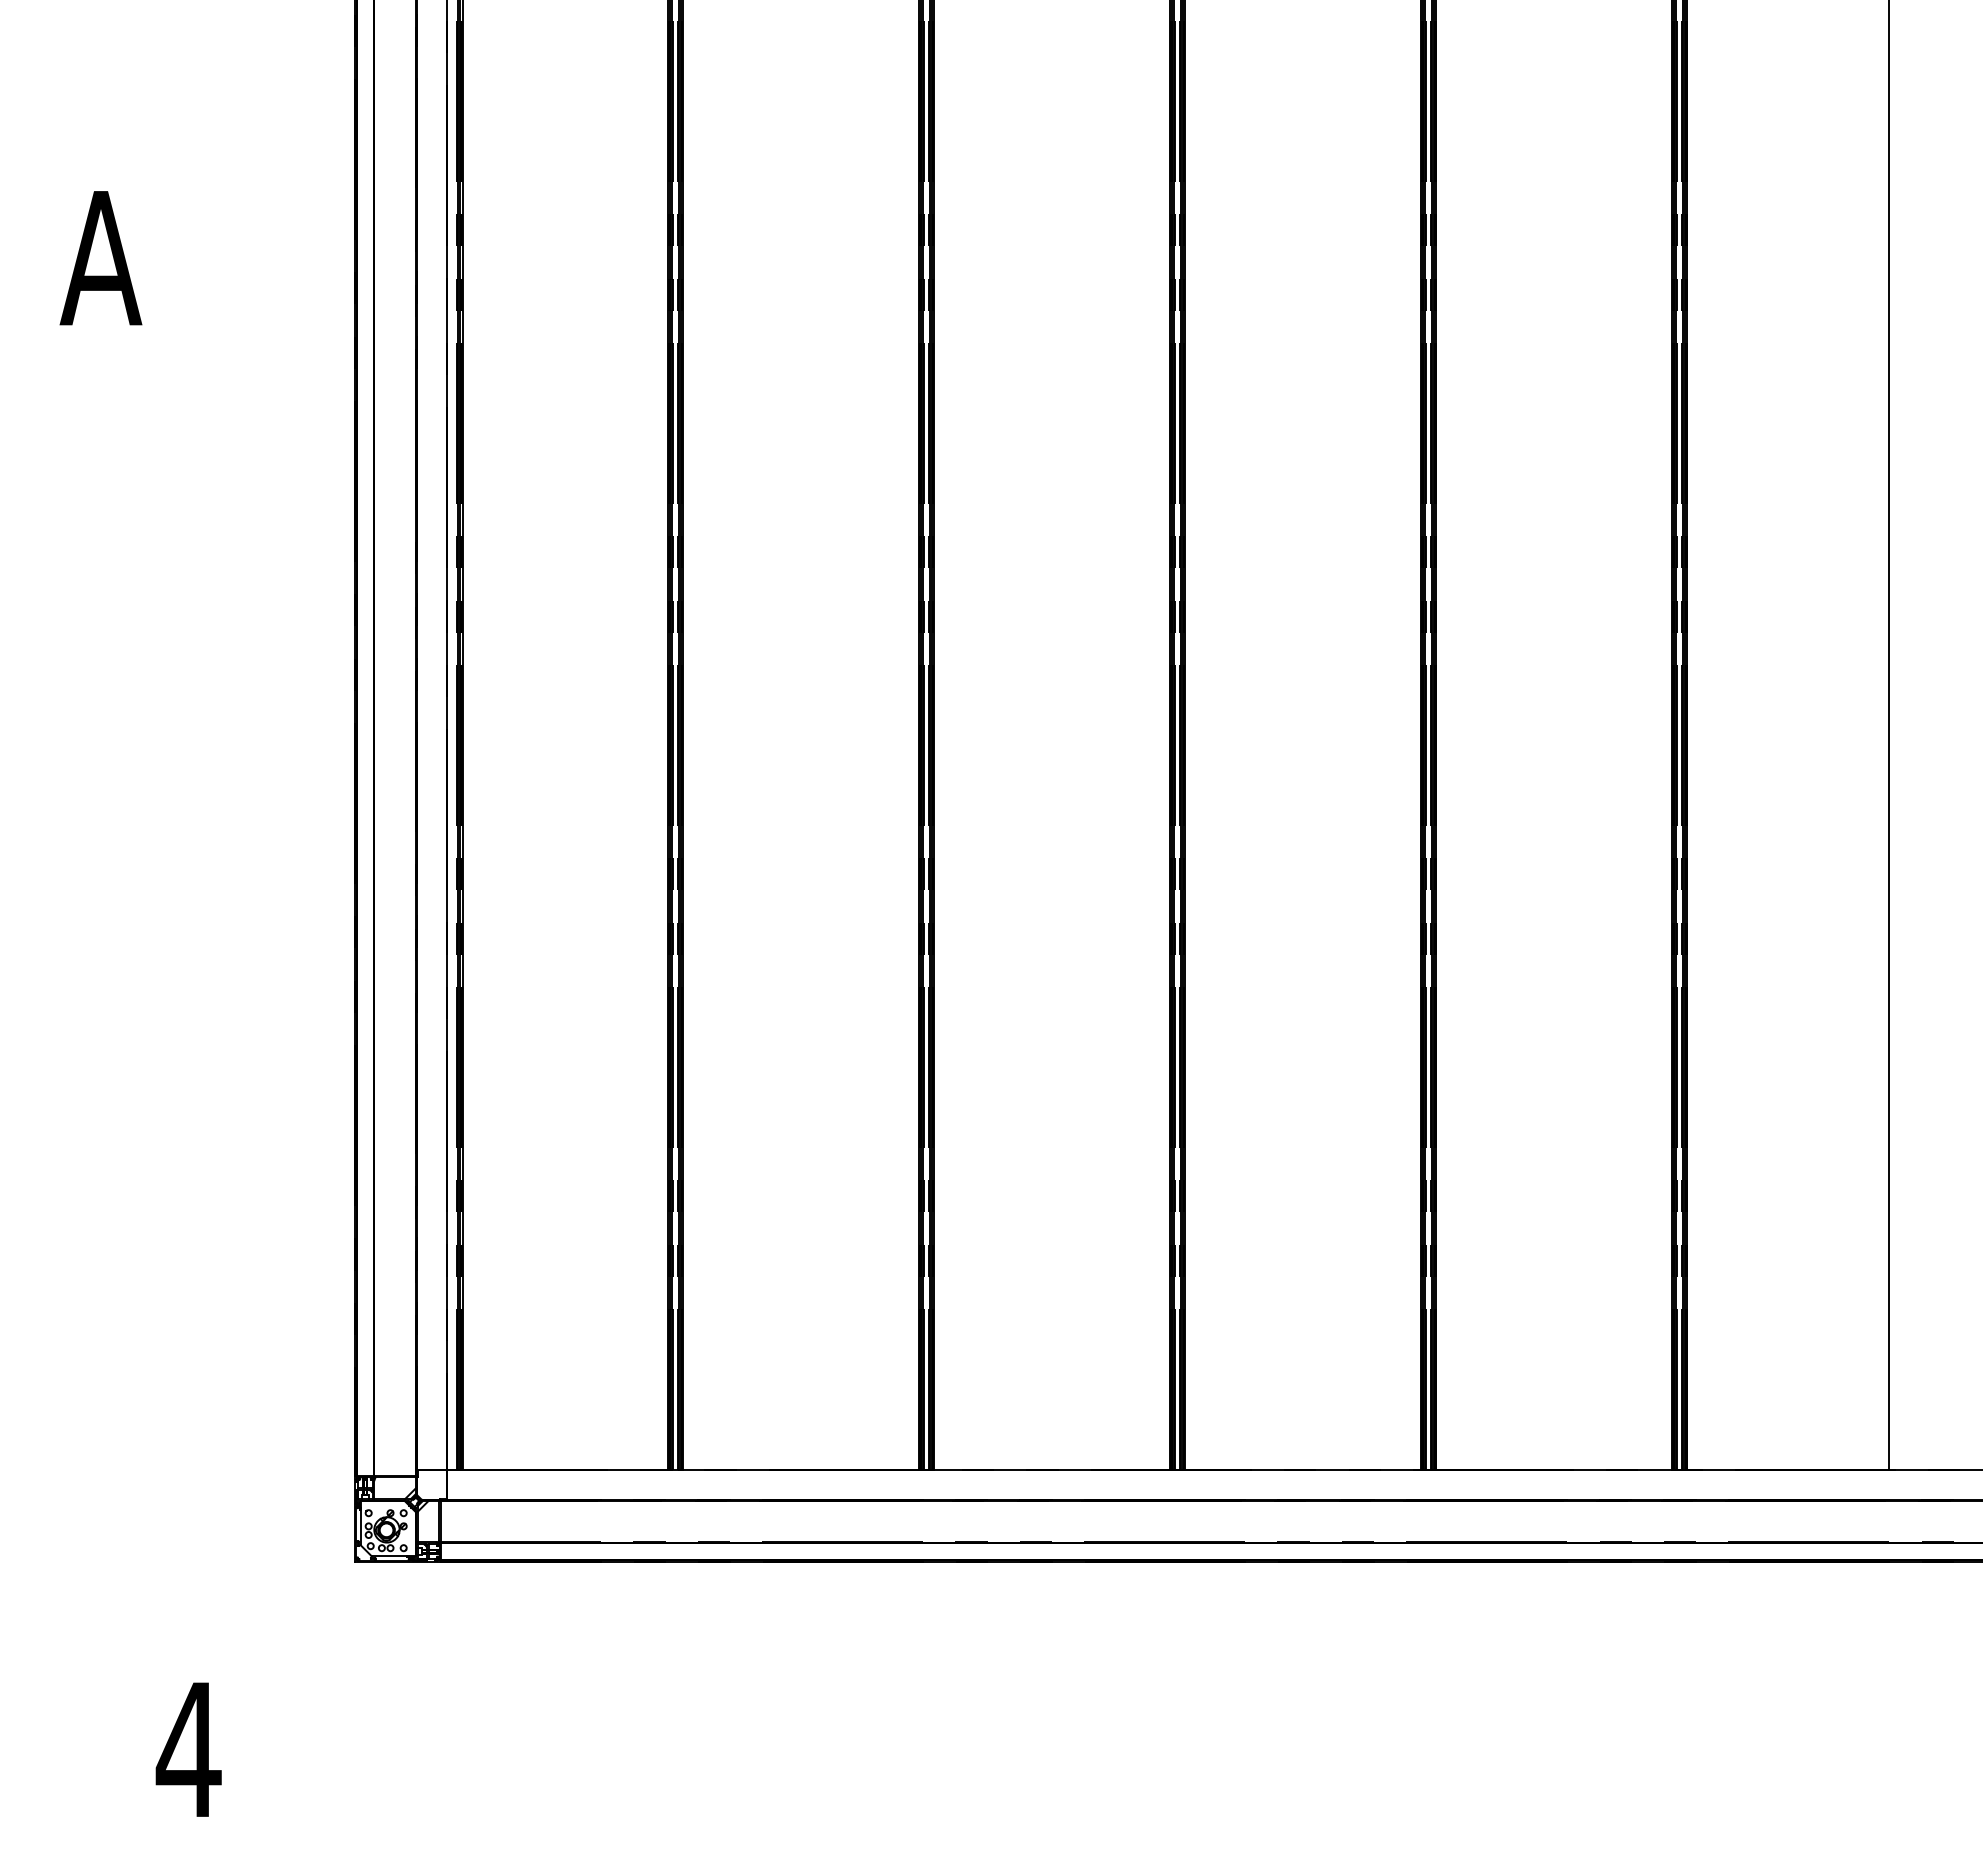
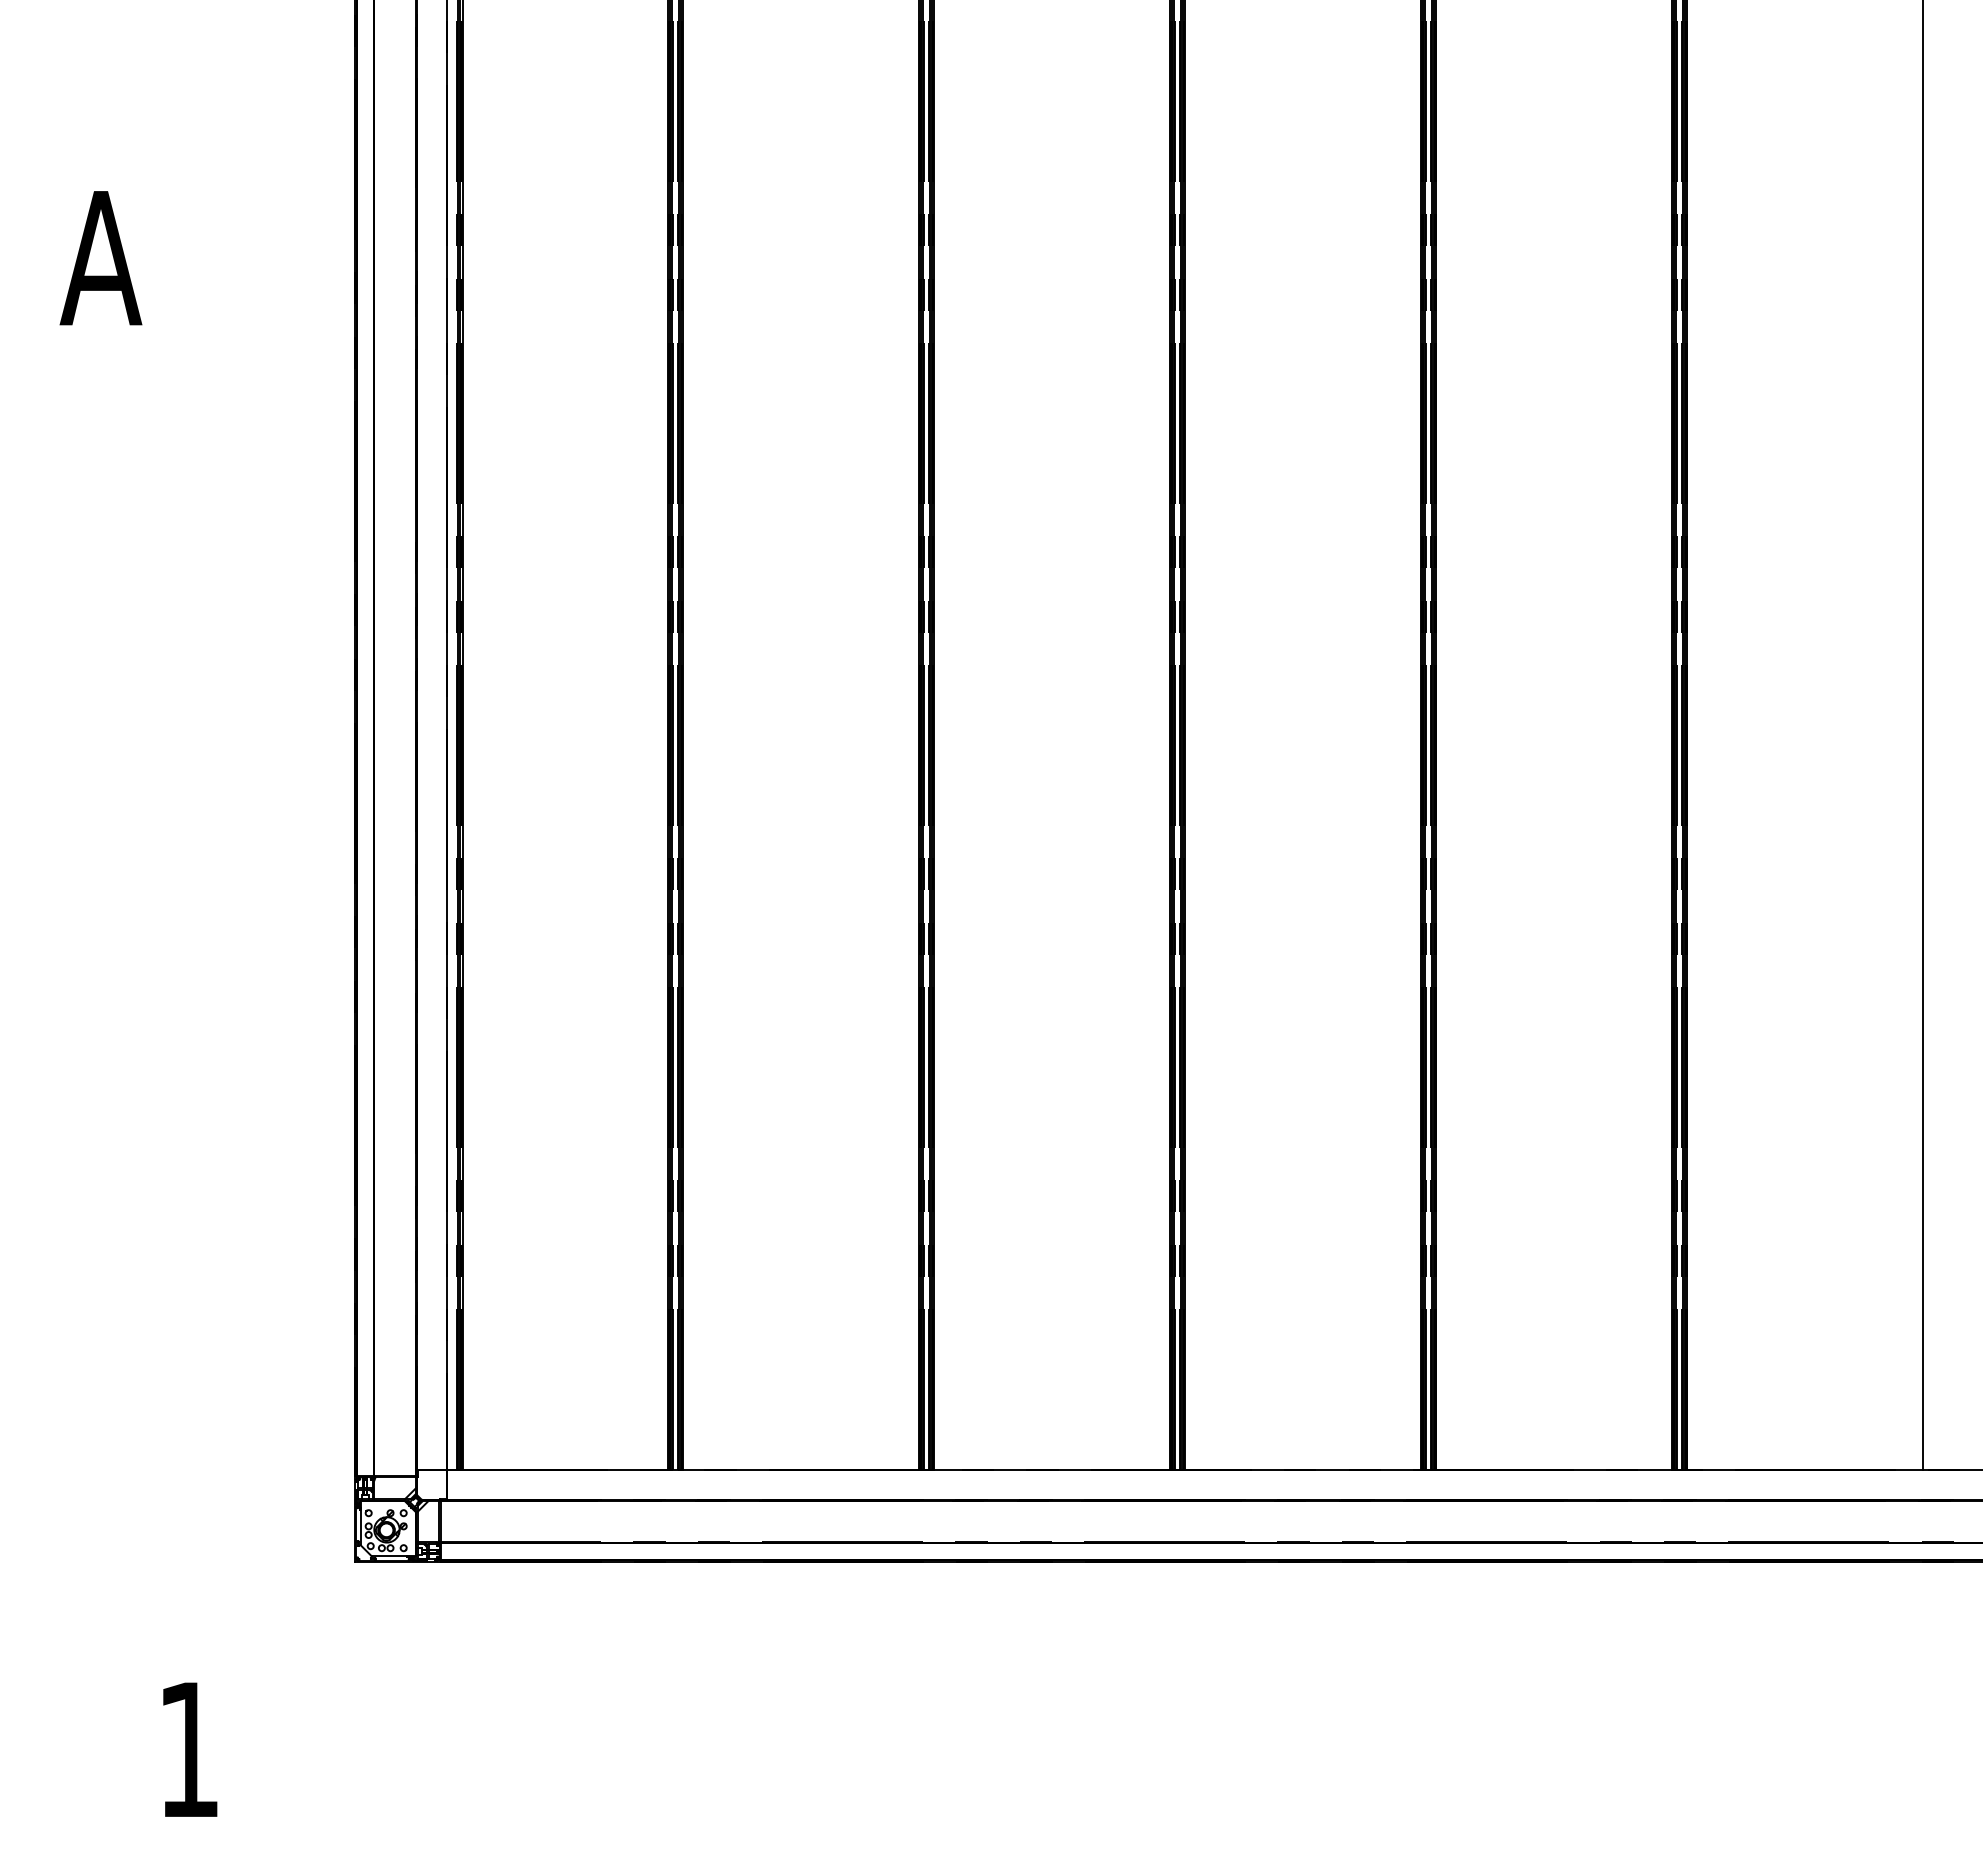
line position: (1889, 736) -> (1923, 736) (1923, 736)
text: 4 -> 1 (188, 1749)
